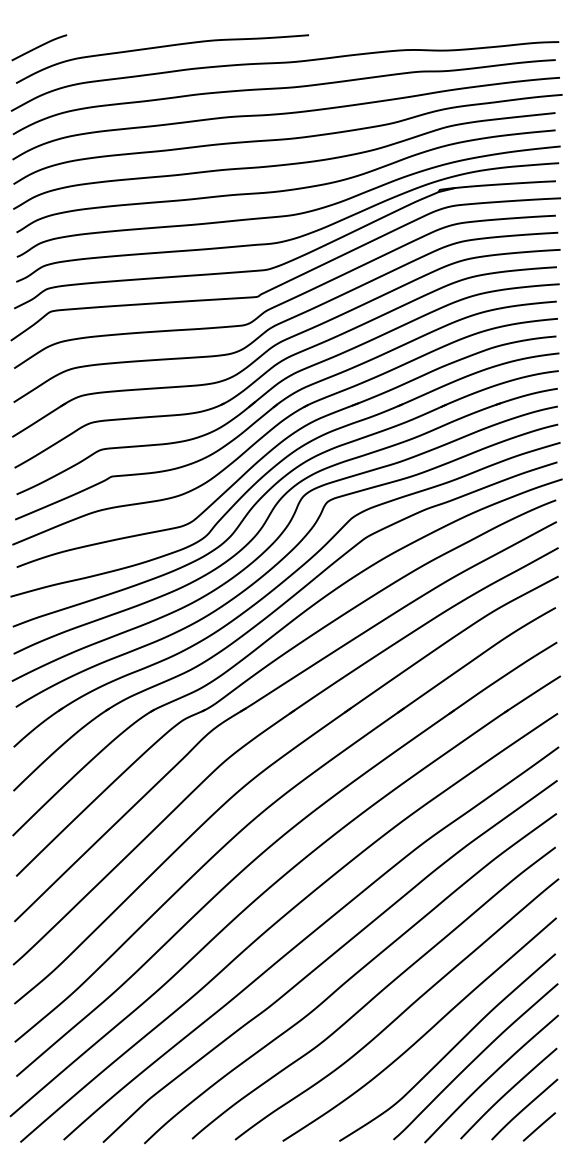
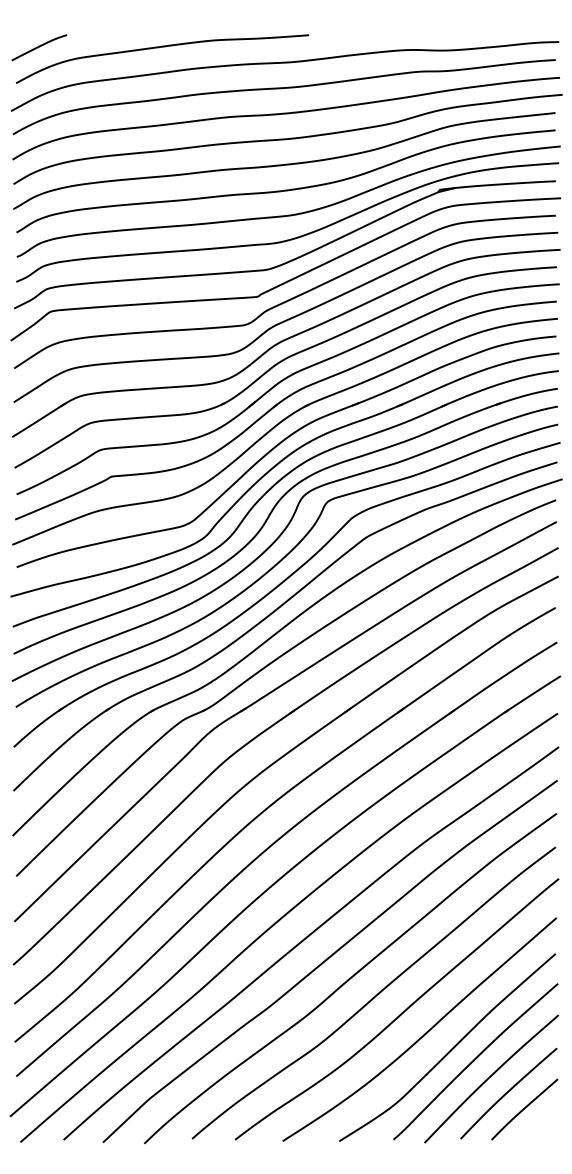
line: present -> none (538, 1126)
